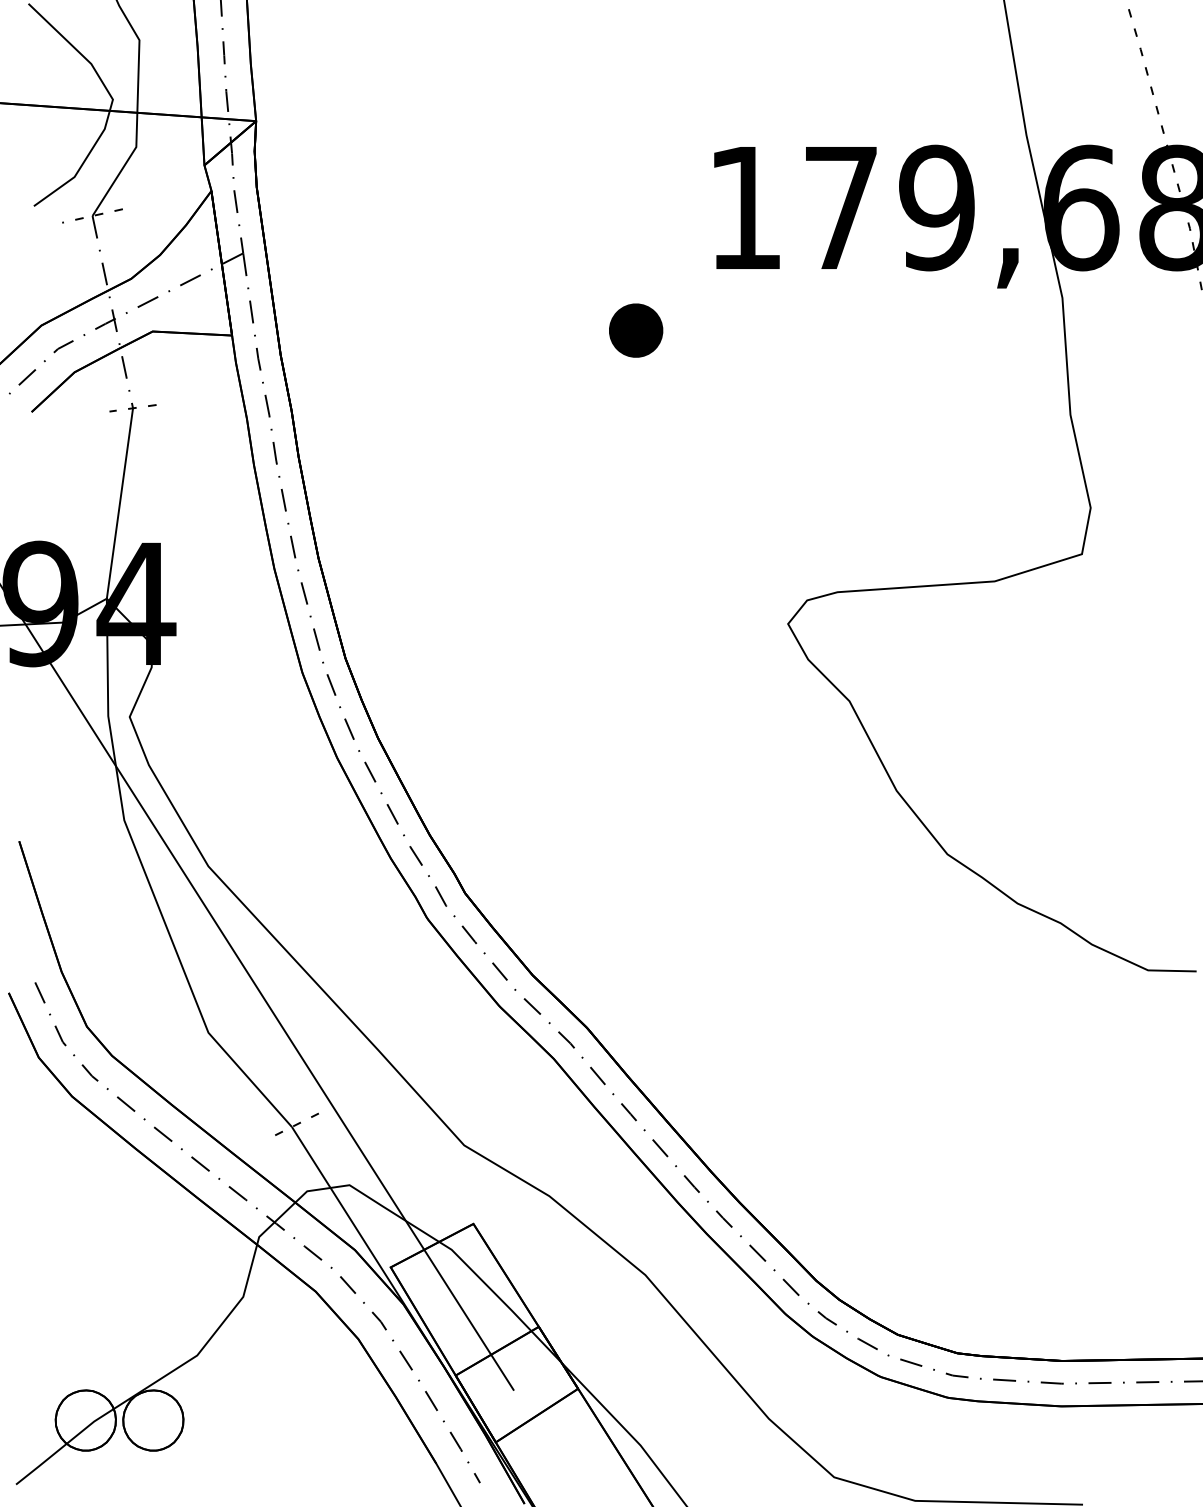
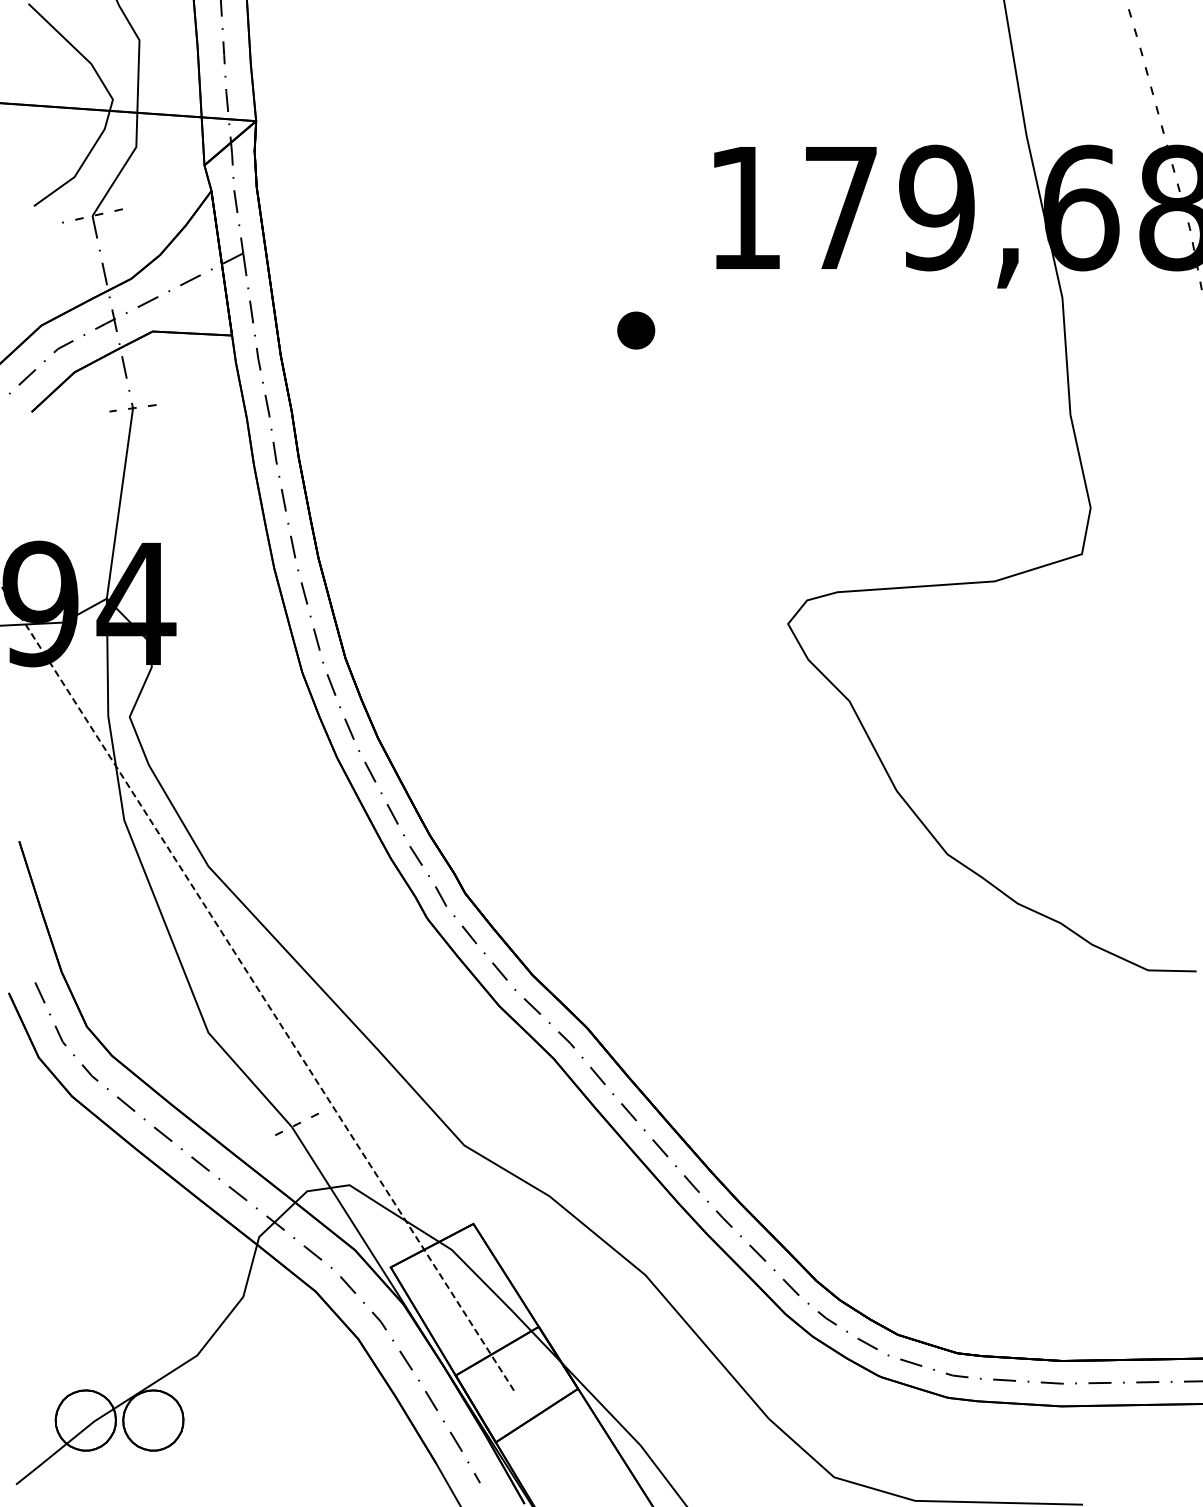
part size: 55x55 px -> 39x39 px (636, 330)
line: solid -> dashed (257, 987)
